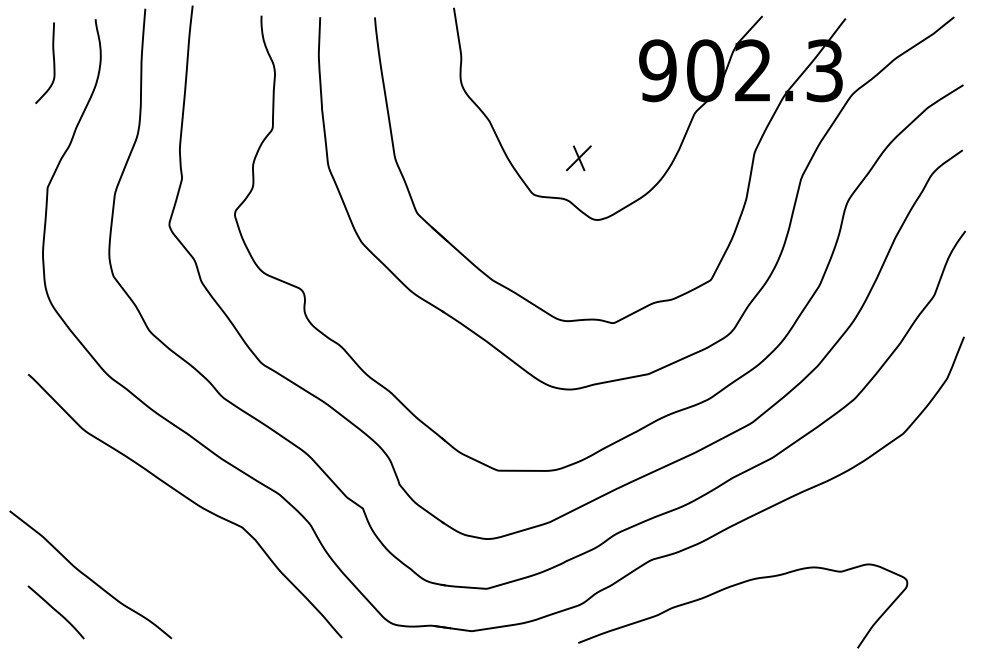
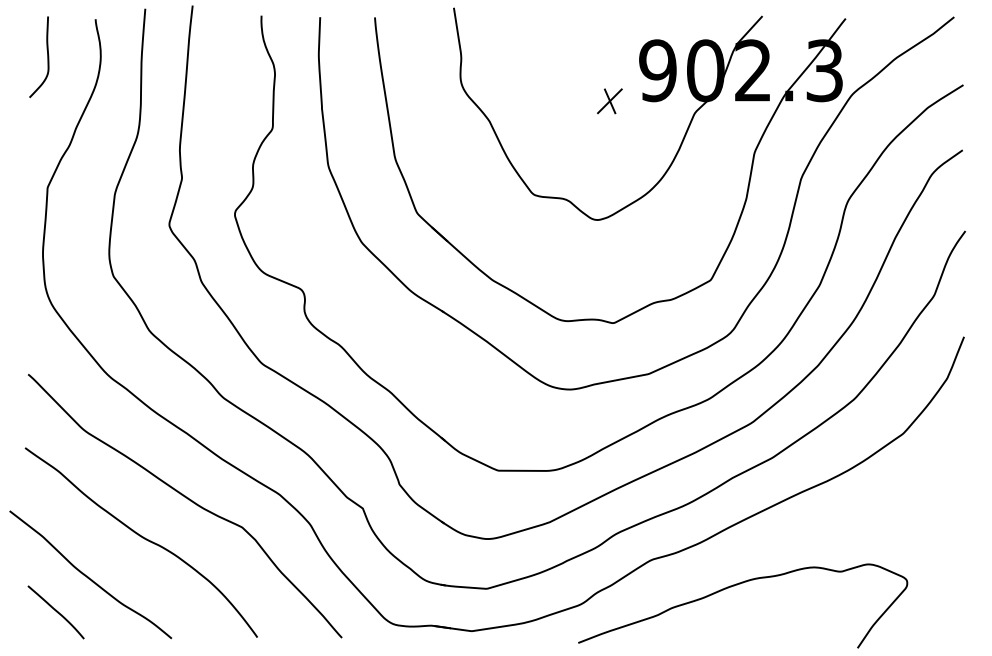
curve position: (53, 62) -> (47, 56) (47, 56)
part position: (578, 158) -> (609, 101) (609, 101)
curve: none -> present (142, 538)
